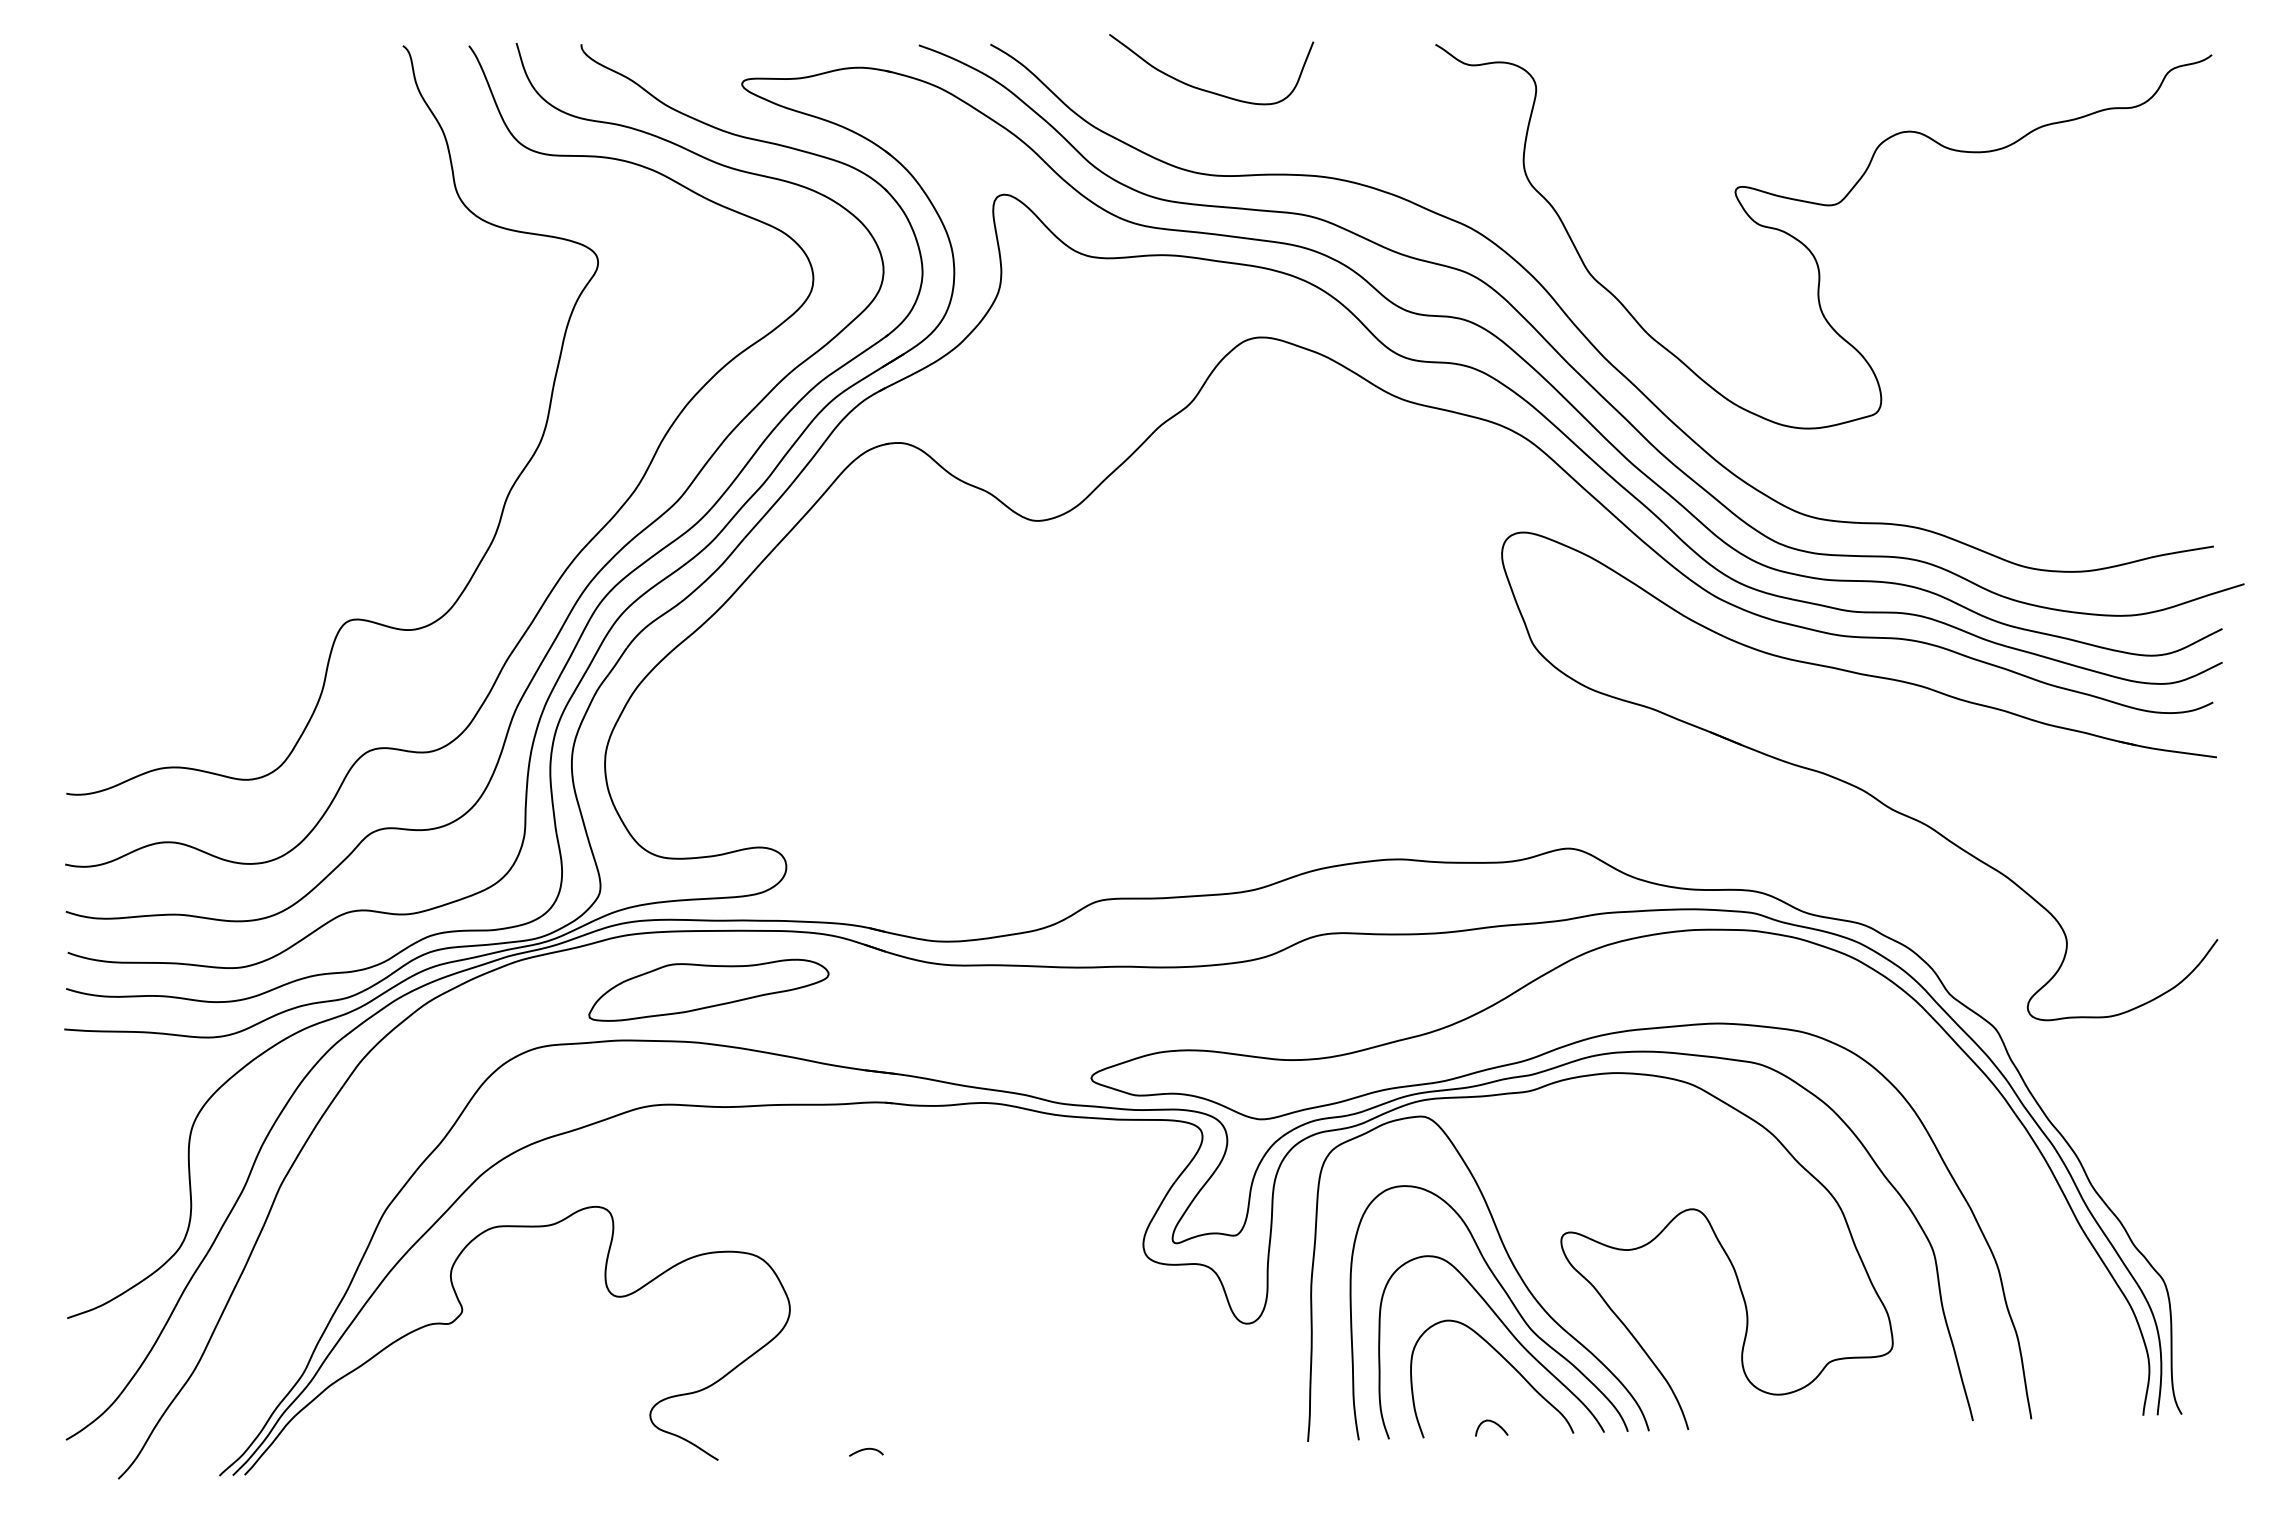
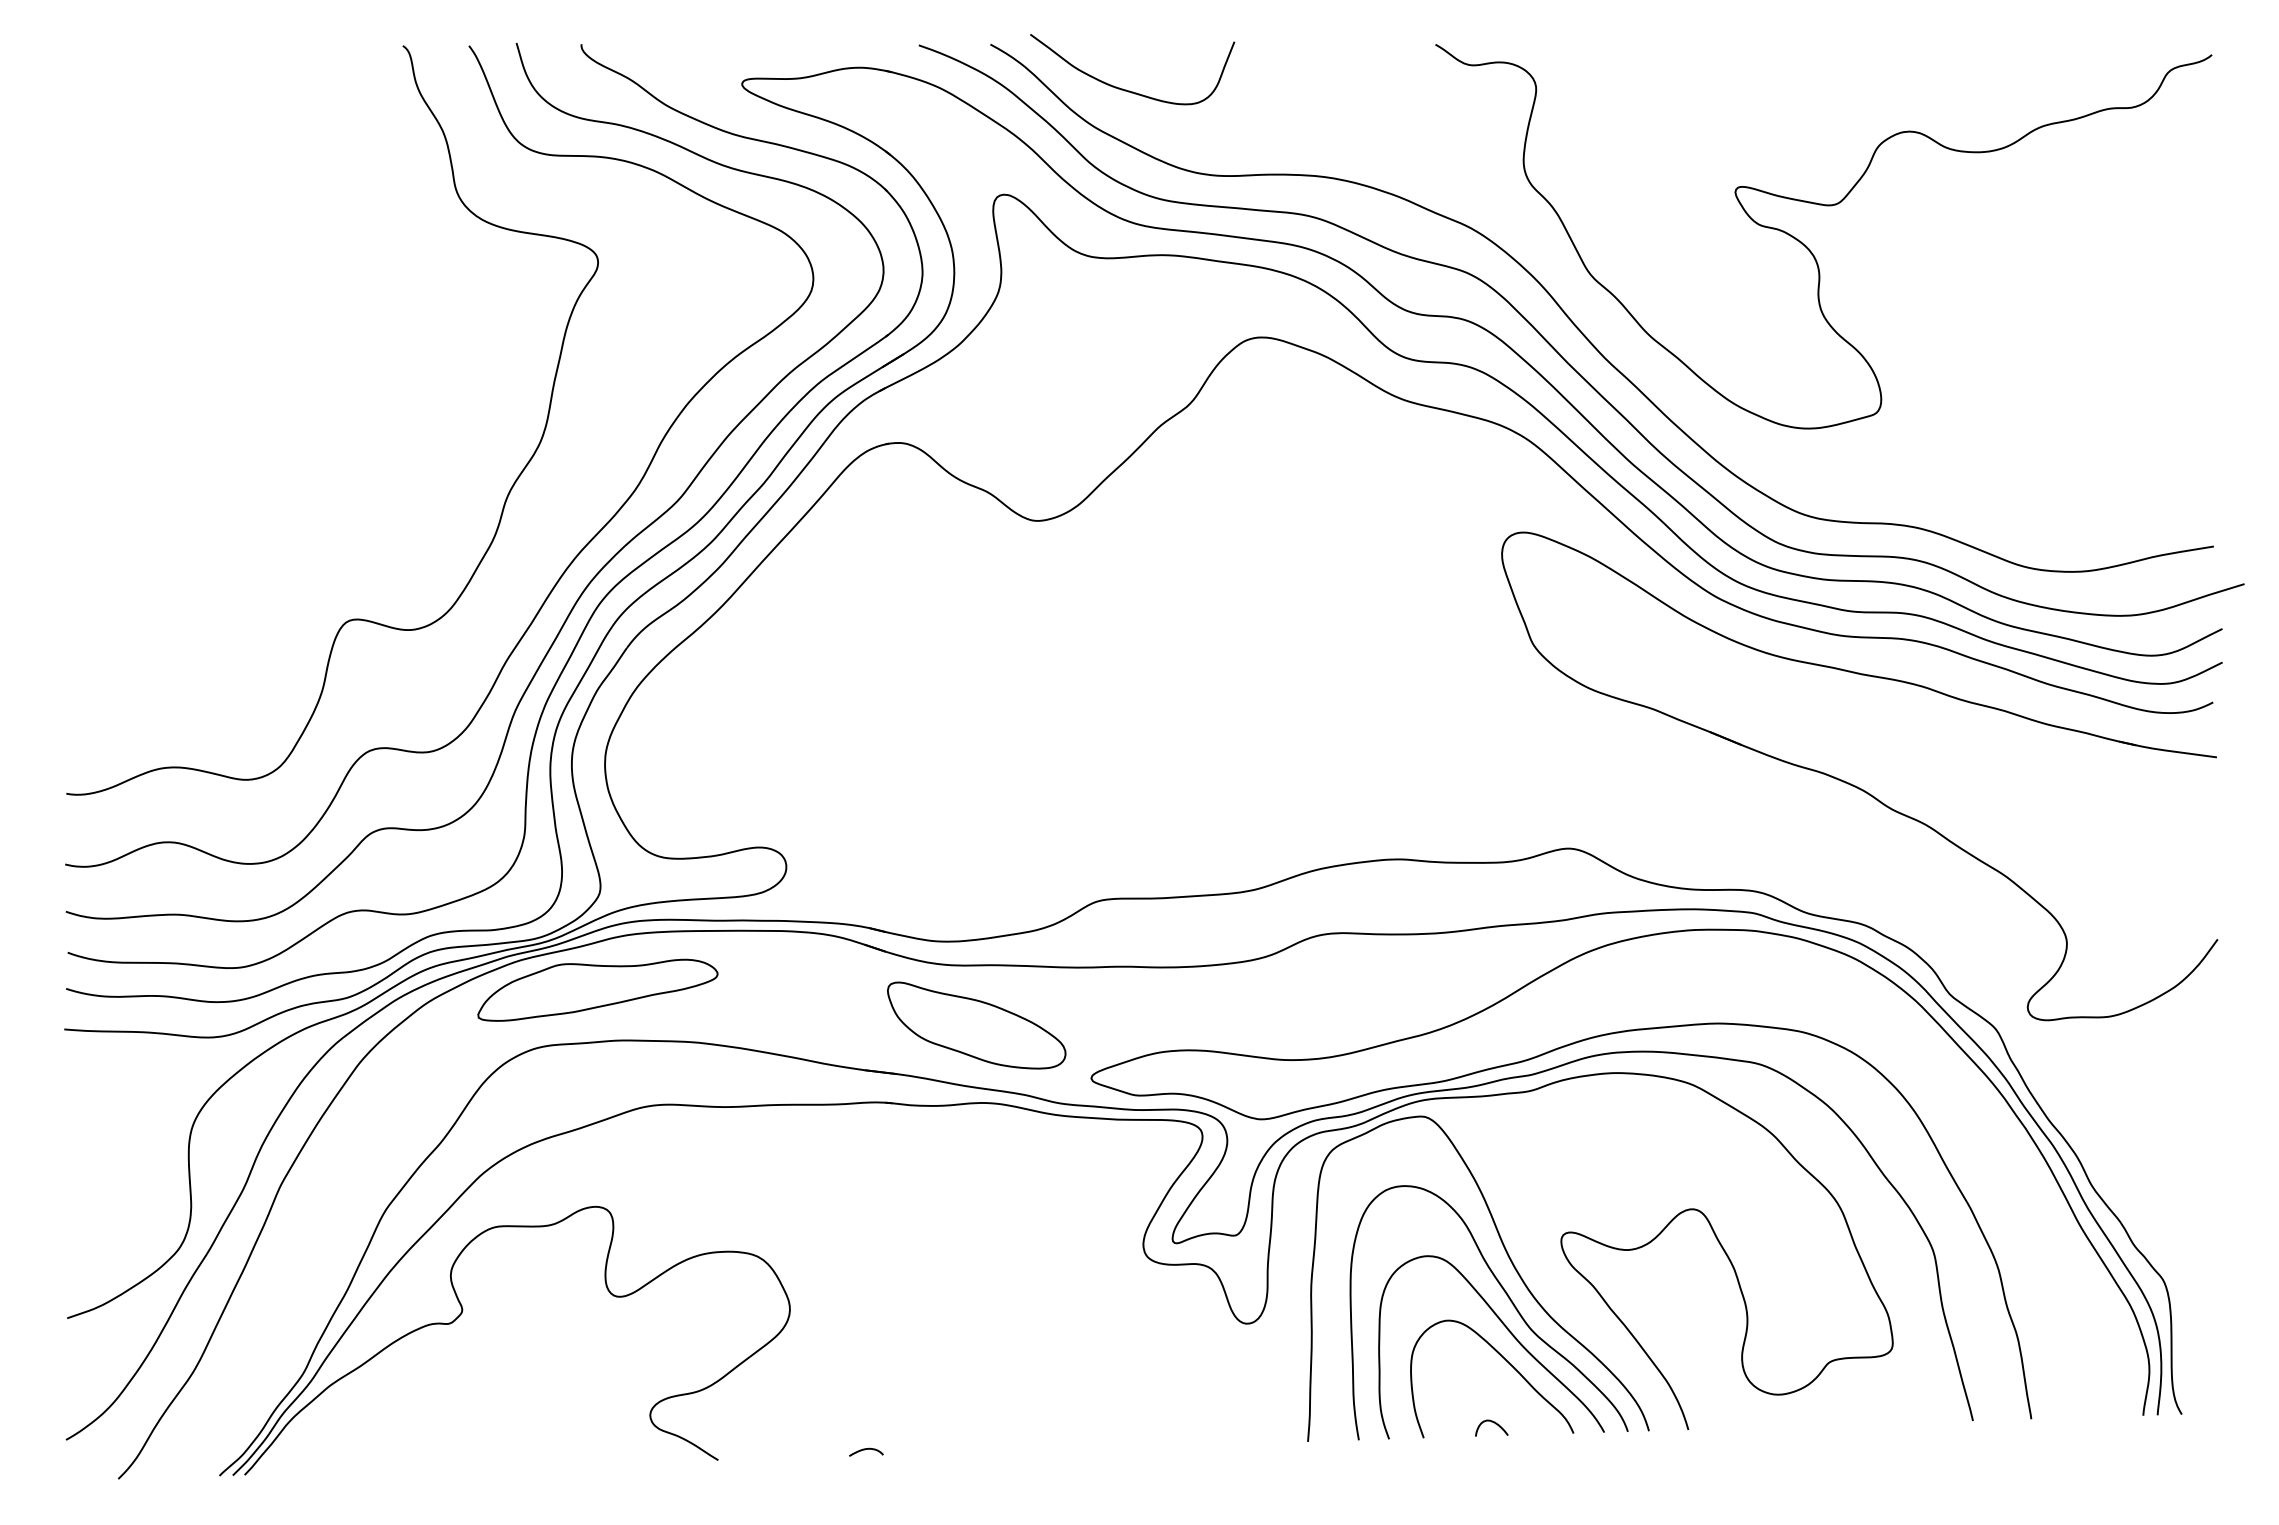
curve position: (1205, 89) -> (1126, 89) (1126, 89)
part position: (708, 989) -> (597, 989) (597, 989)
part: none -> present (976, 1025)
